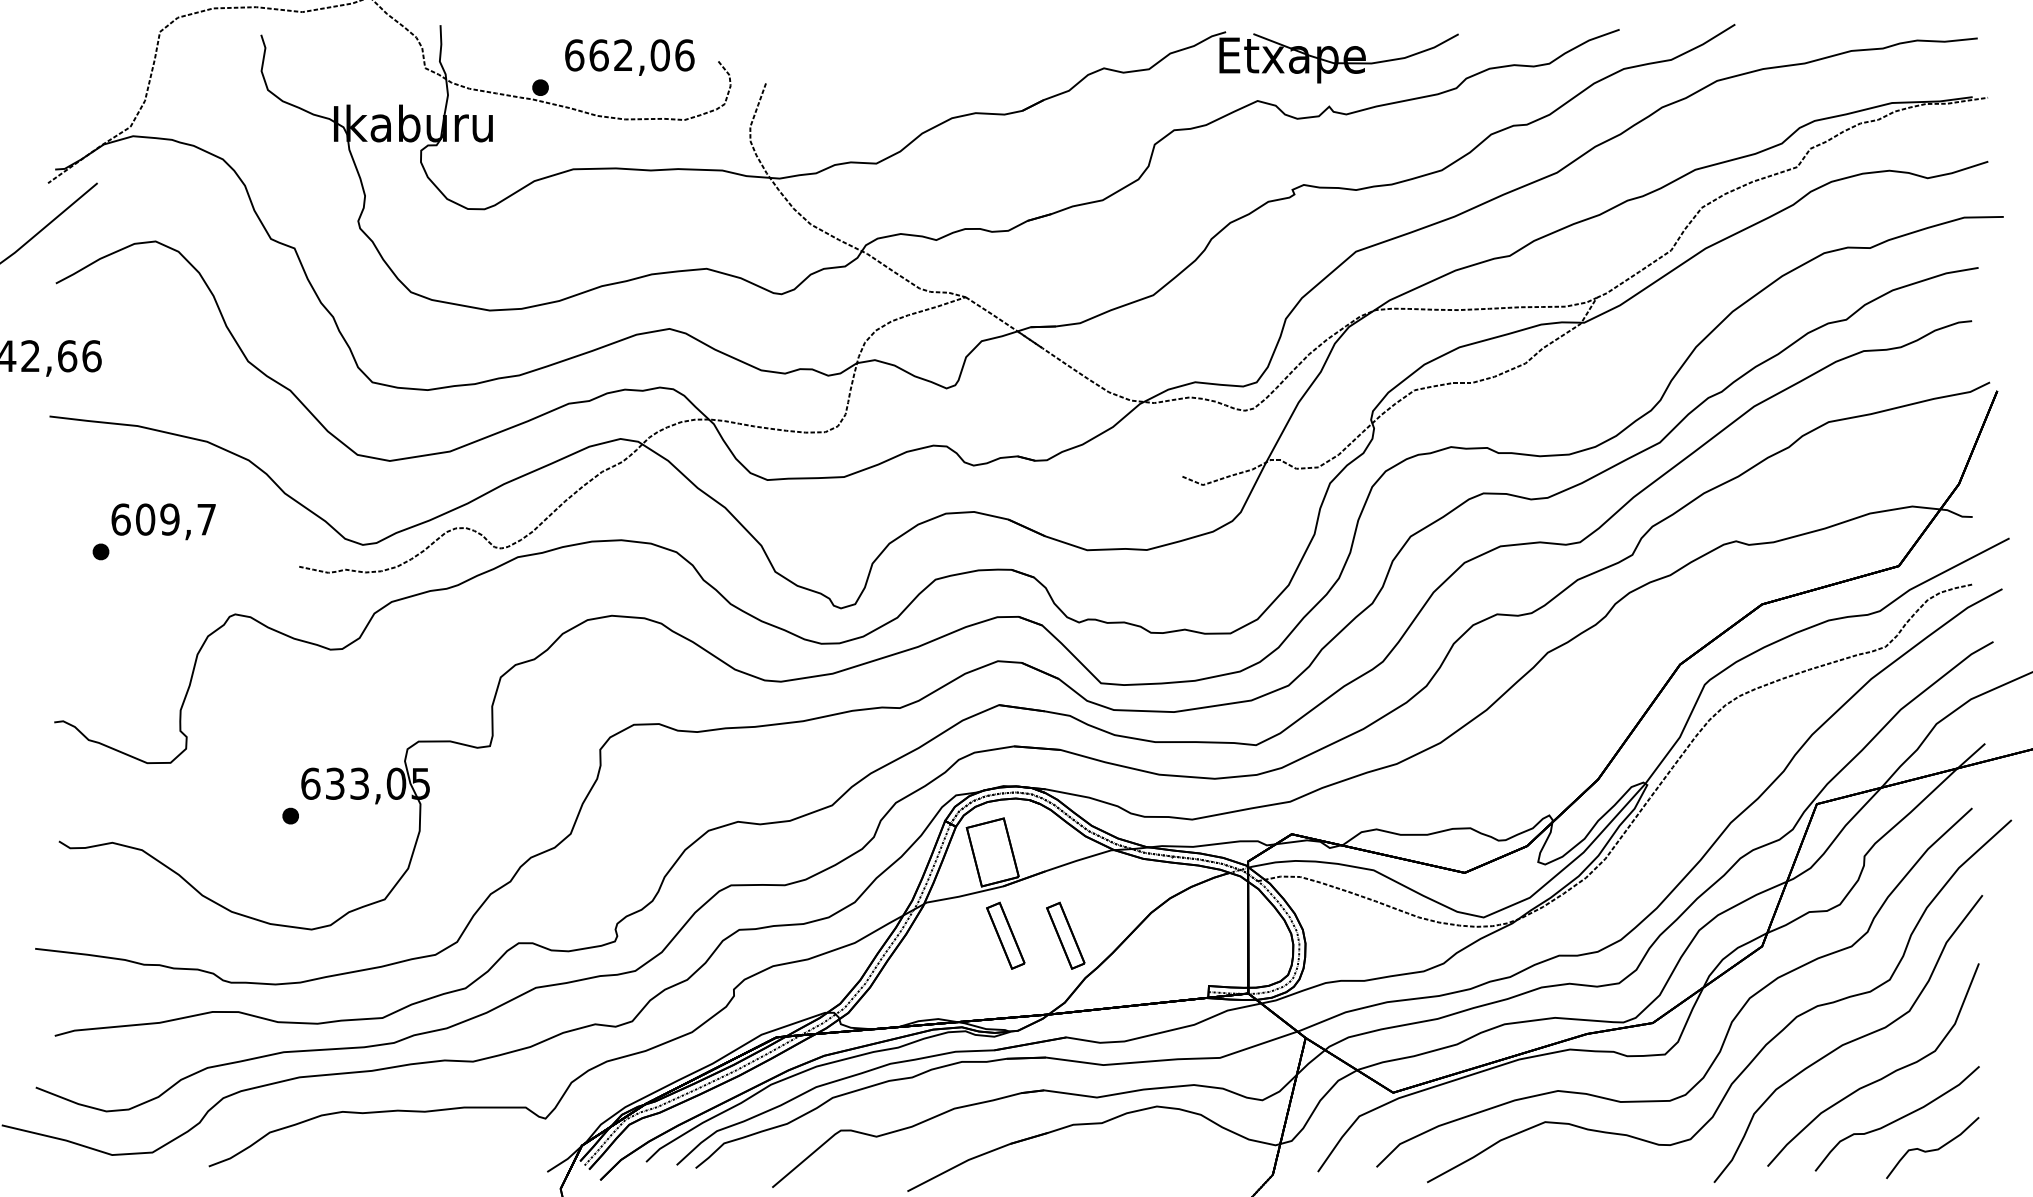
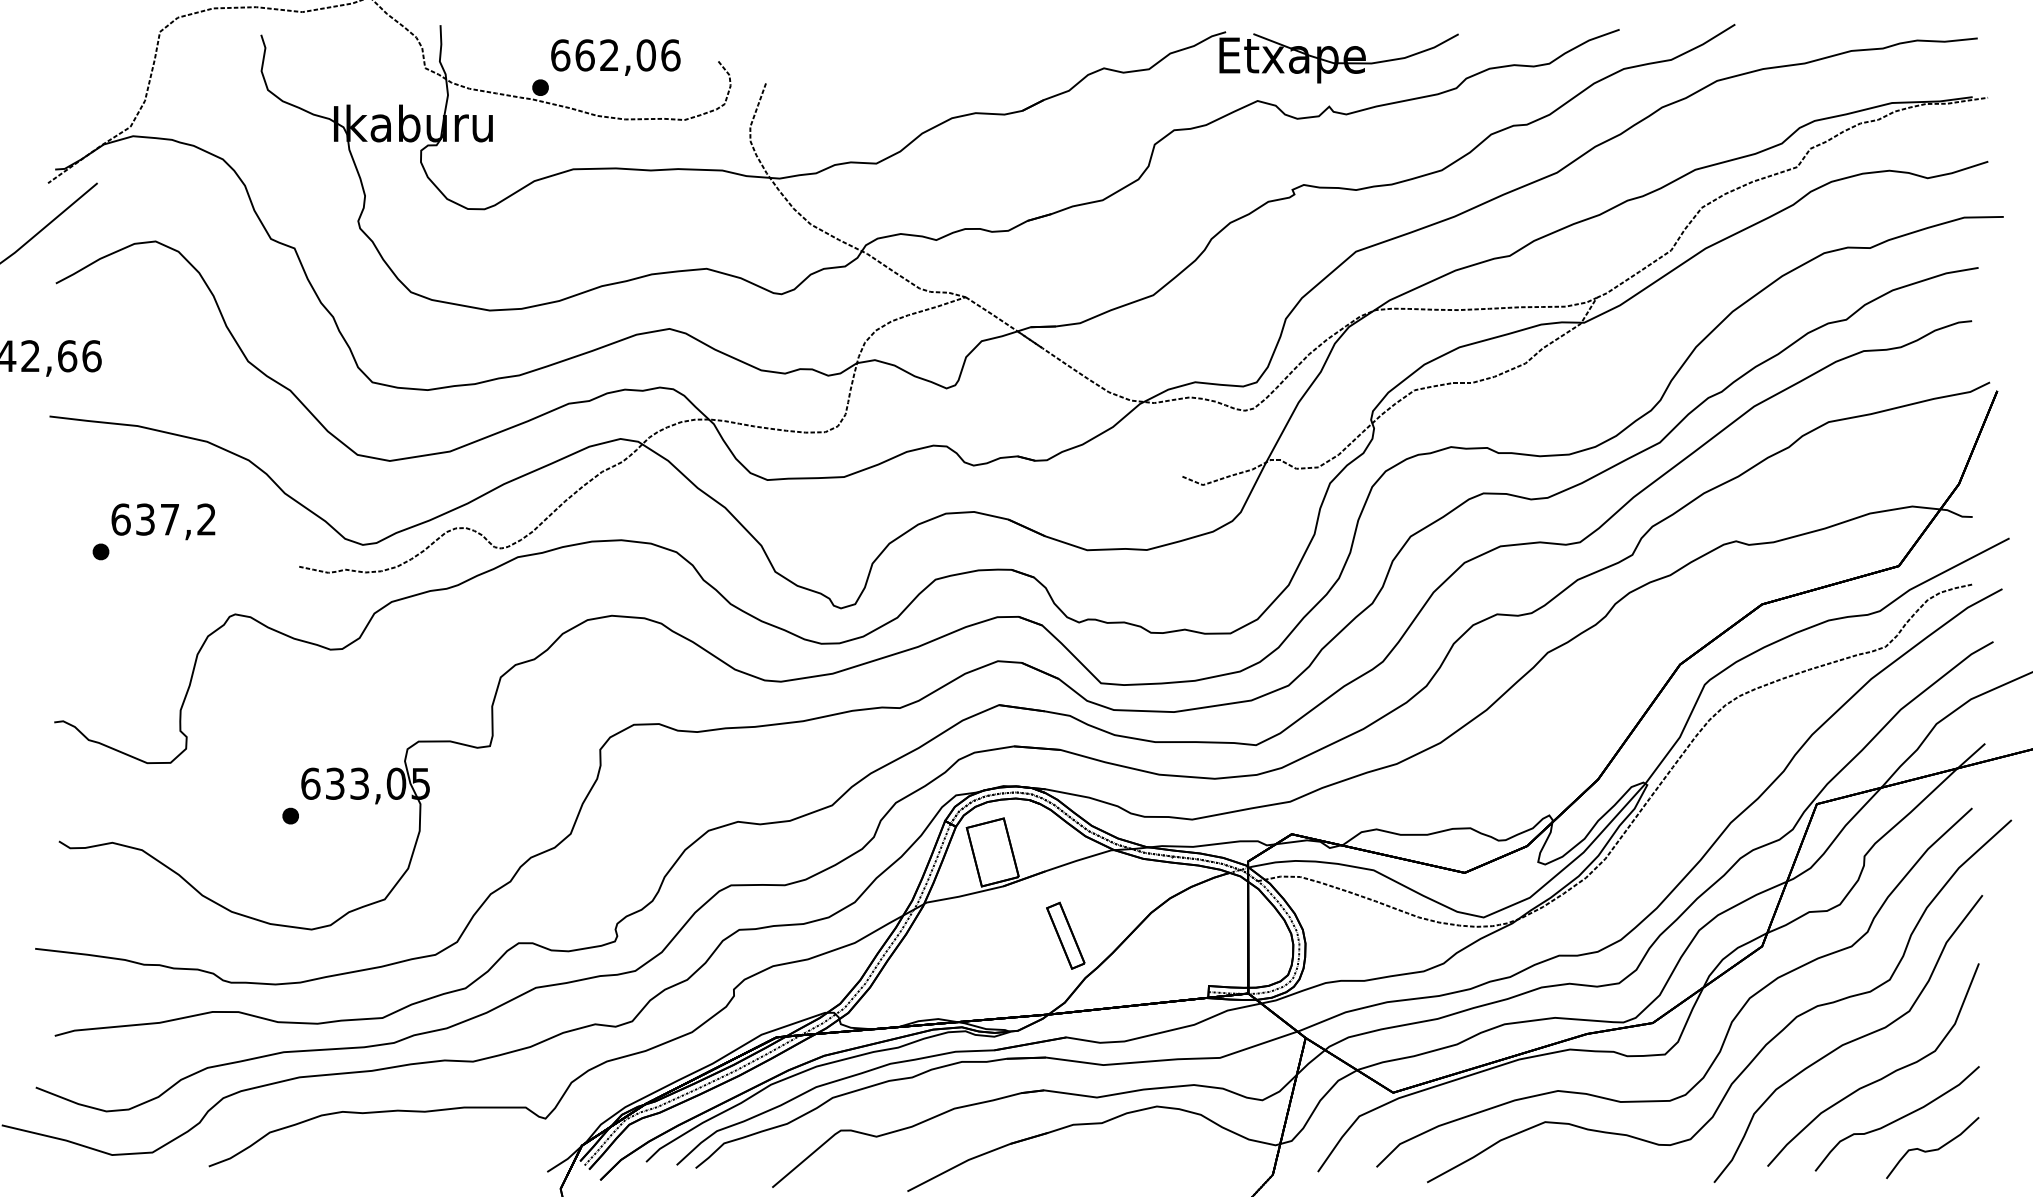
text position: (629, 57) -> (615, 57) (615, 57)
text: 609,7 -> 637,2 (175, 519)
part: present -> none (1005, 935)
